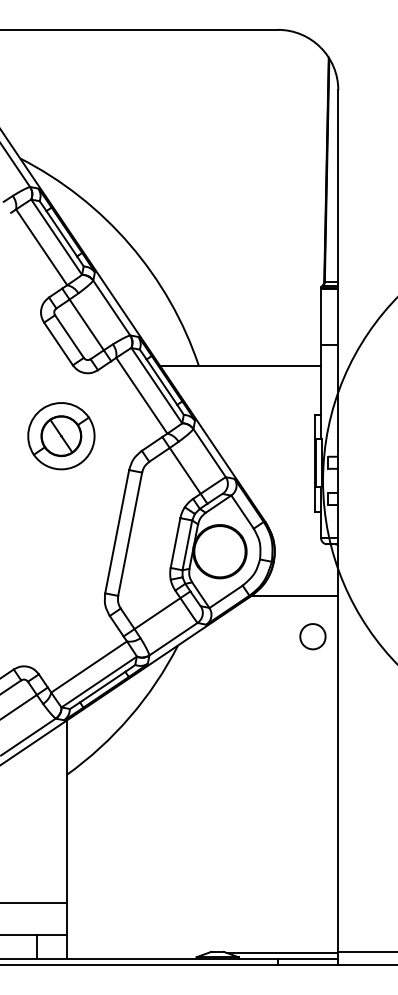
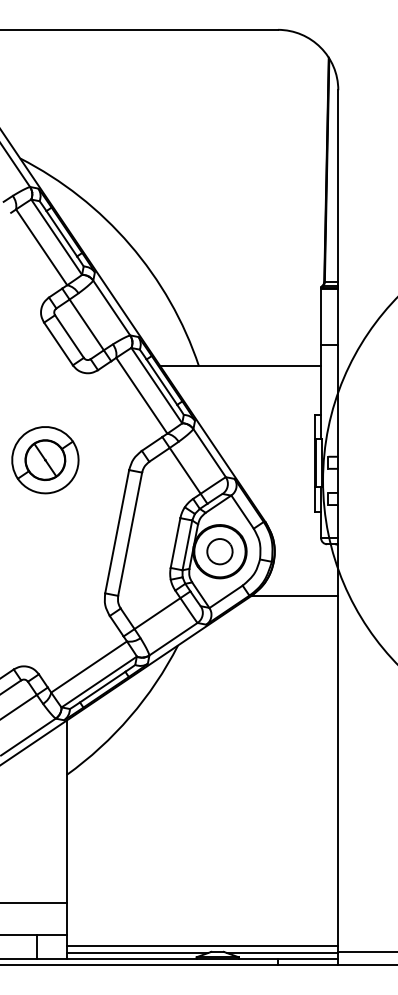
part position: (61, 436) -> (45, 460) (45, 460)
part position: (312, 636) -> (219, 551) (219, 551)
line: none -> present (202, 946)
line: none -> present (137, 953)
